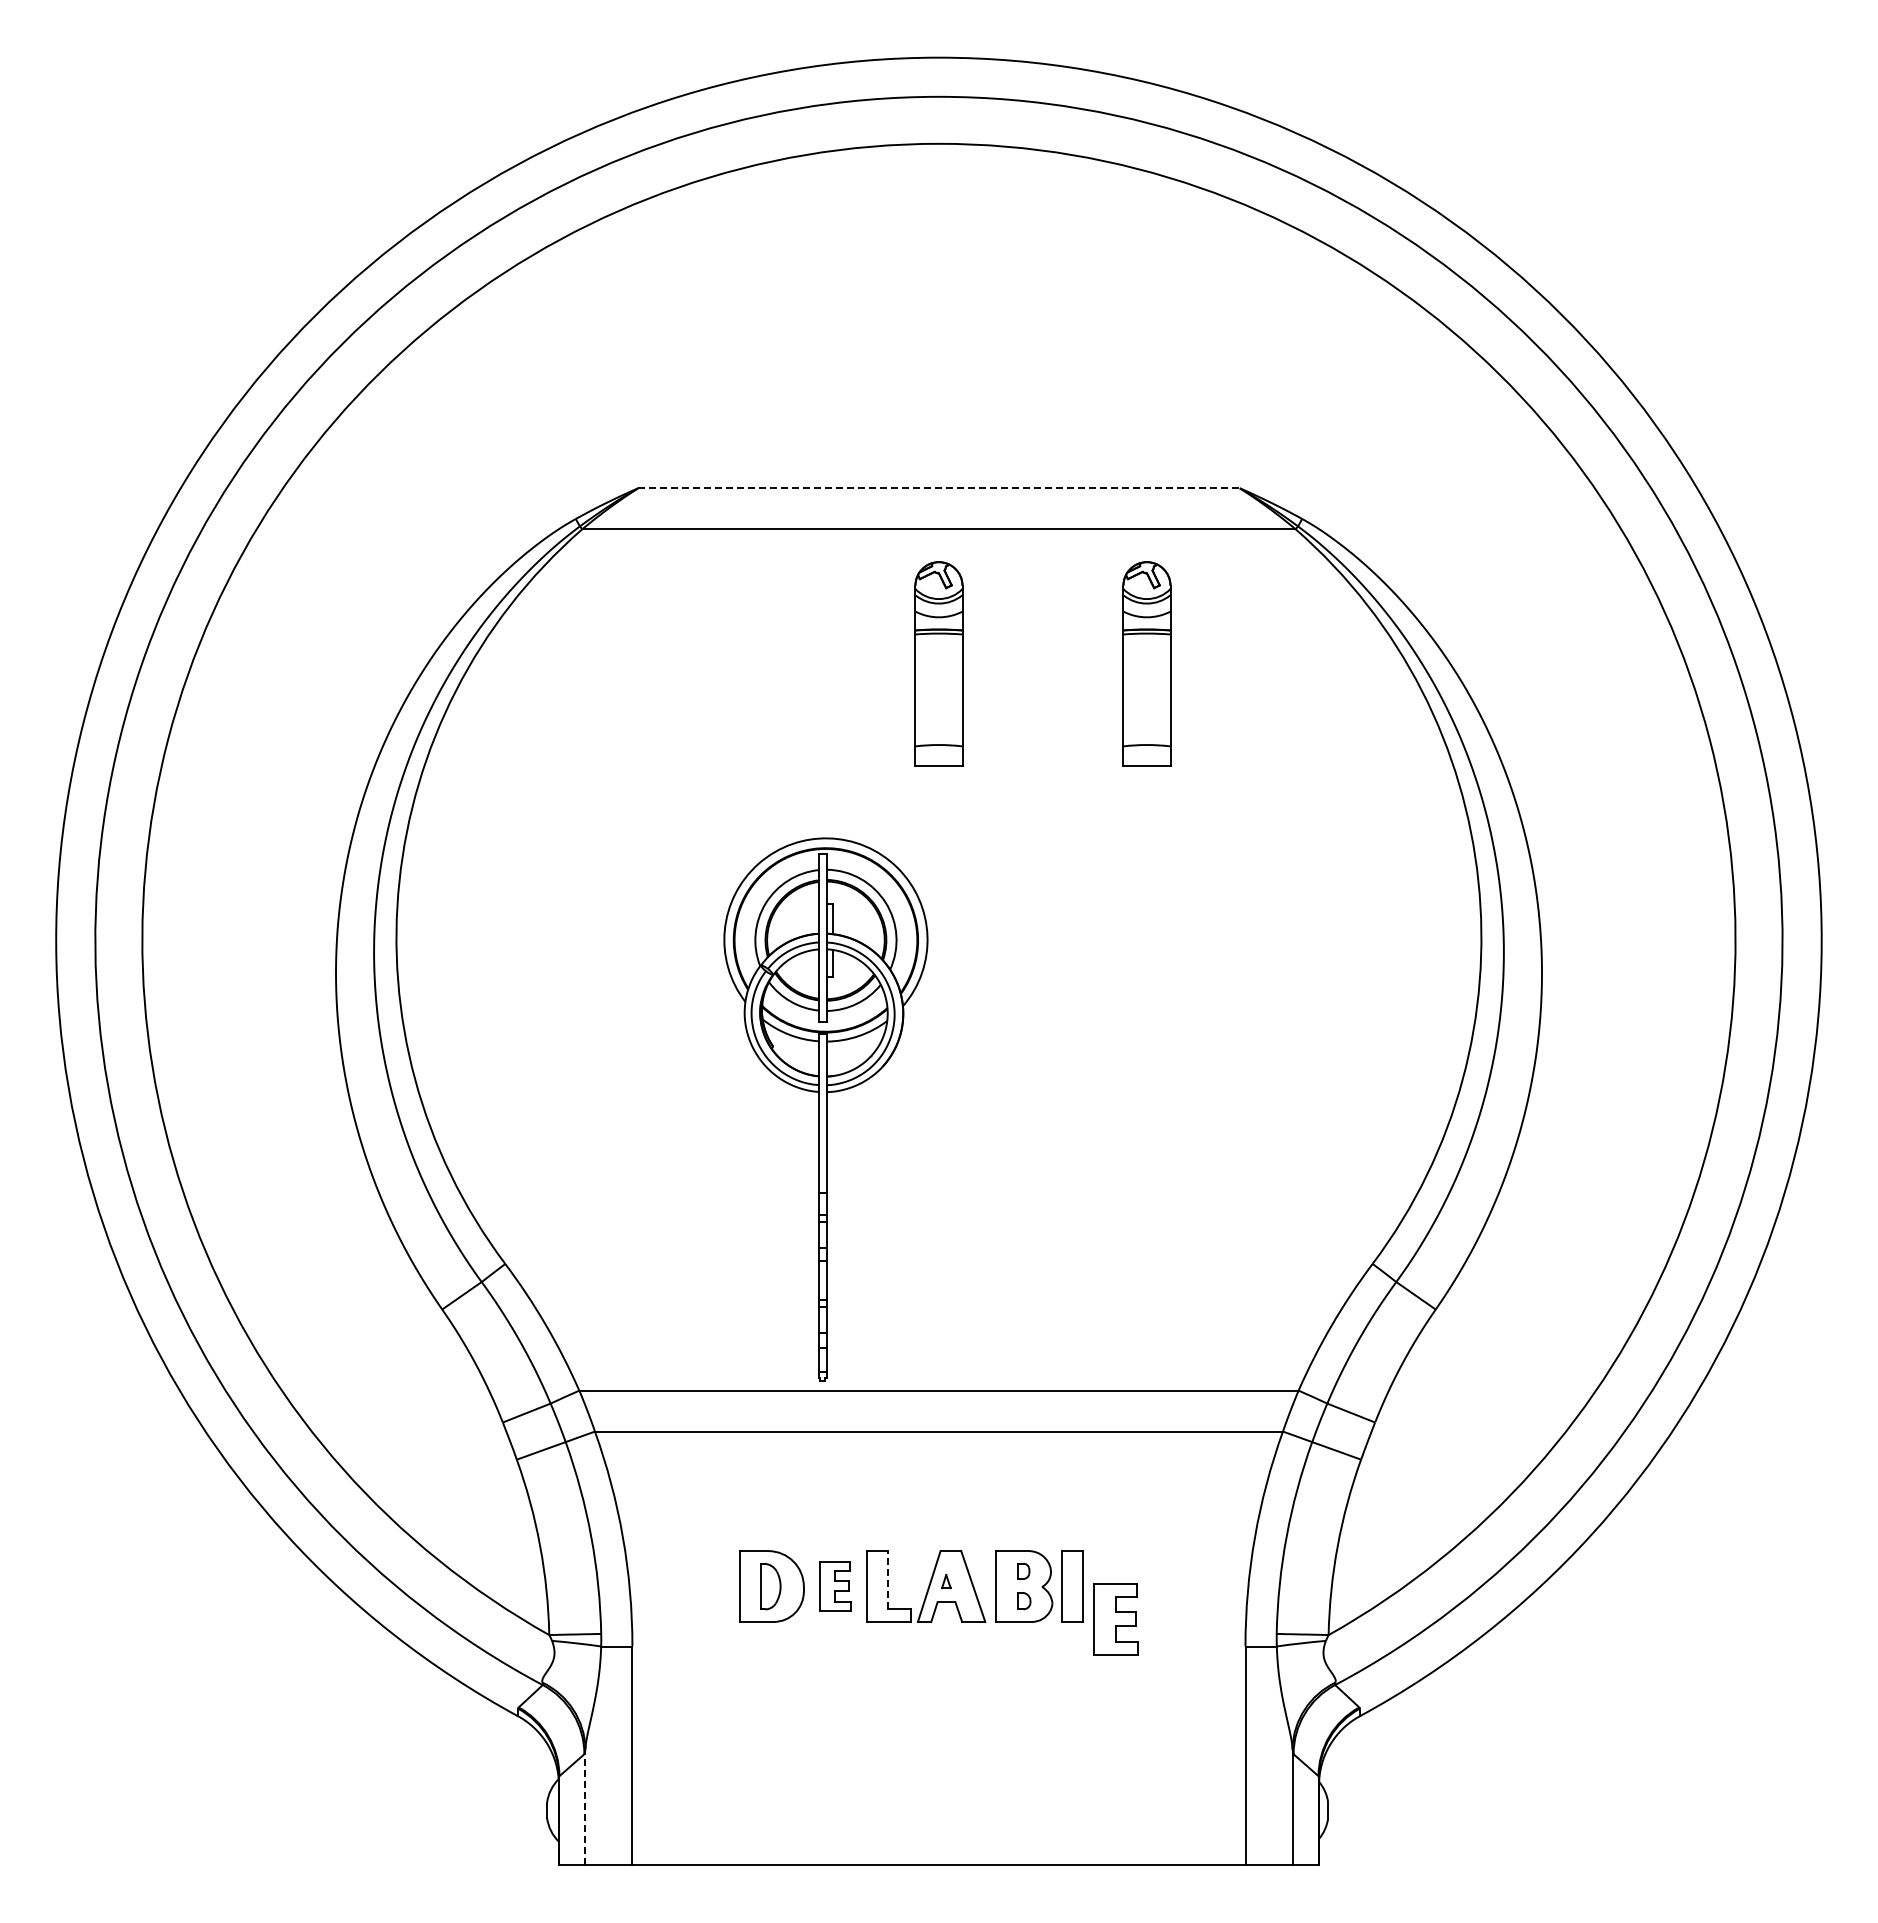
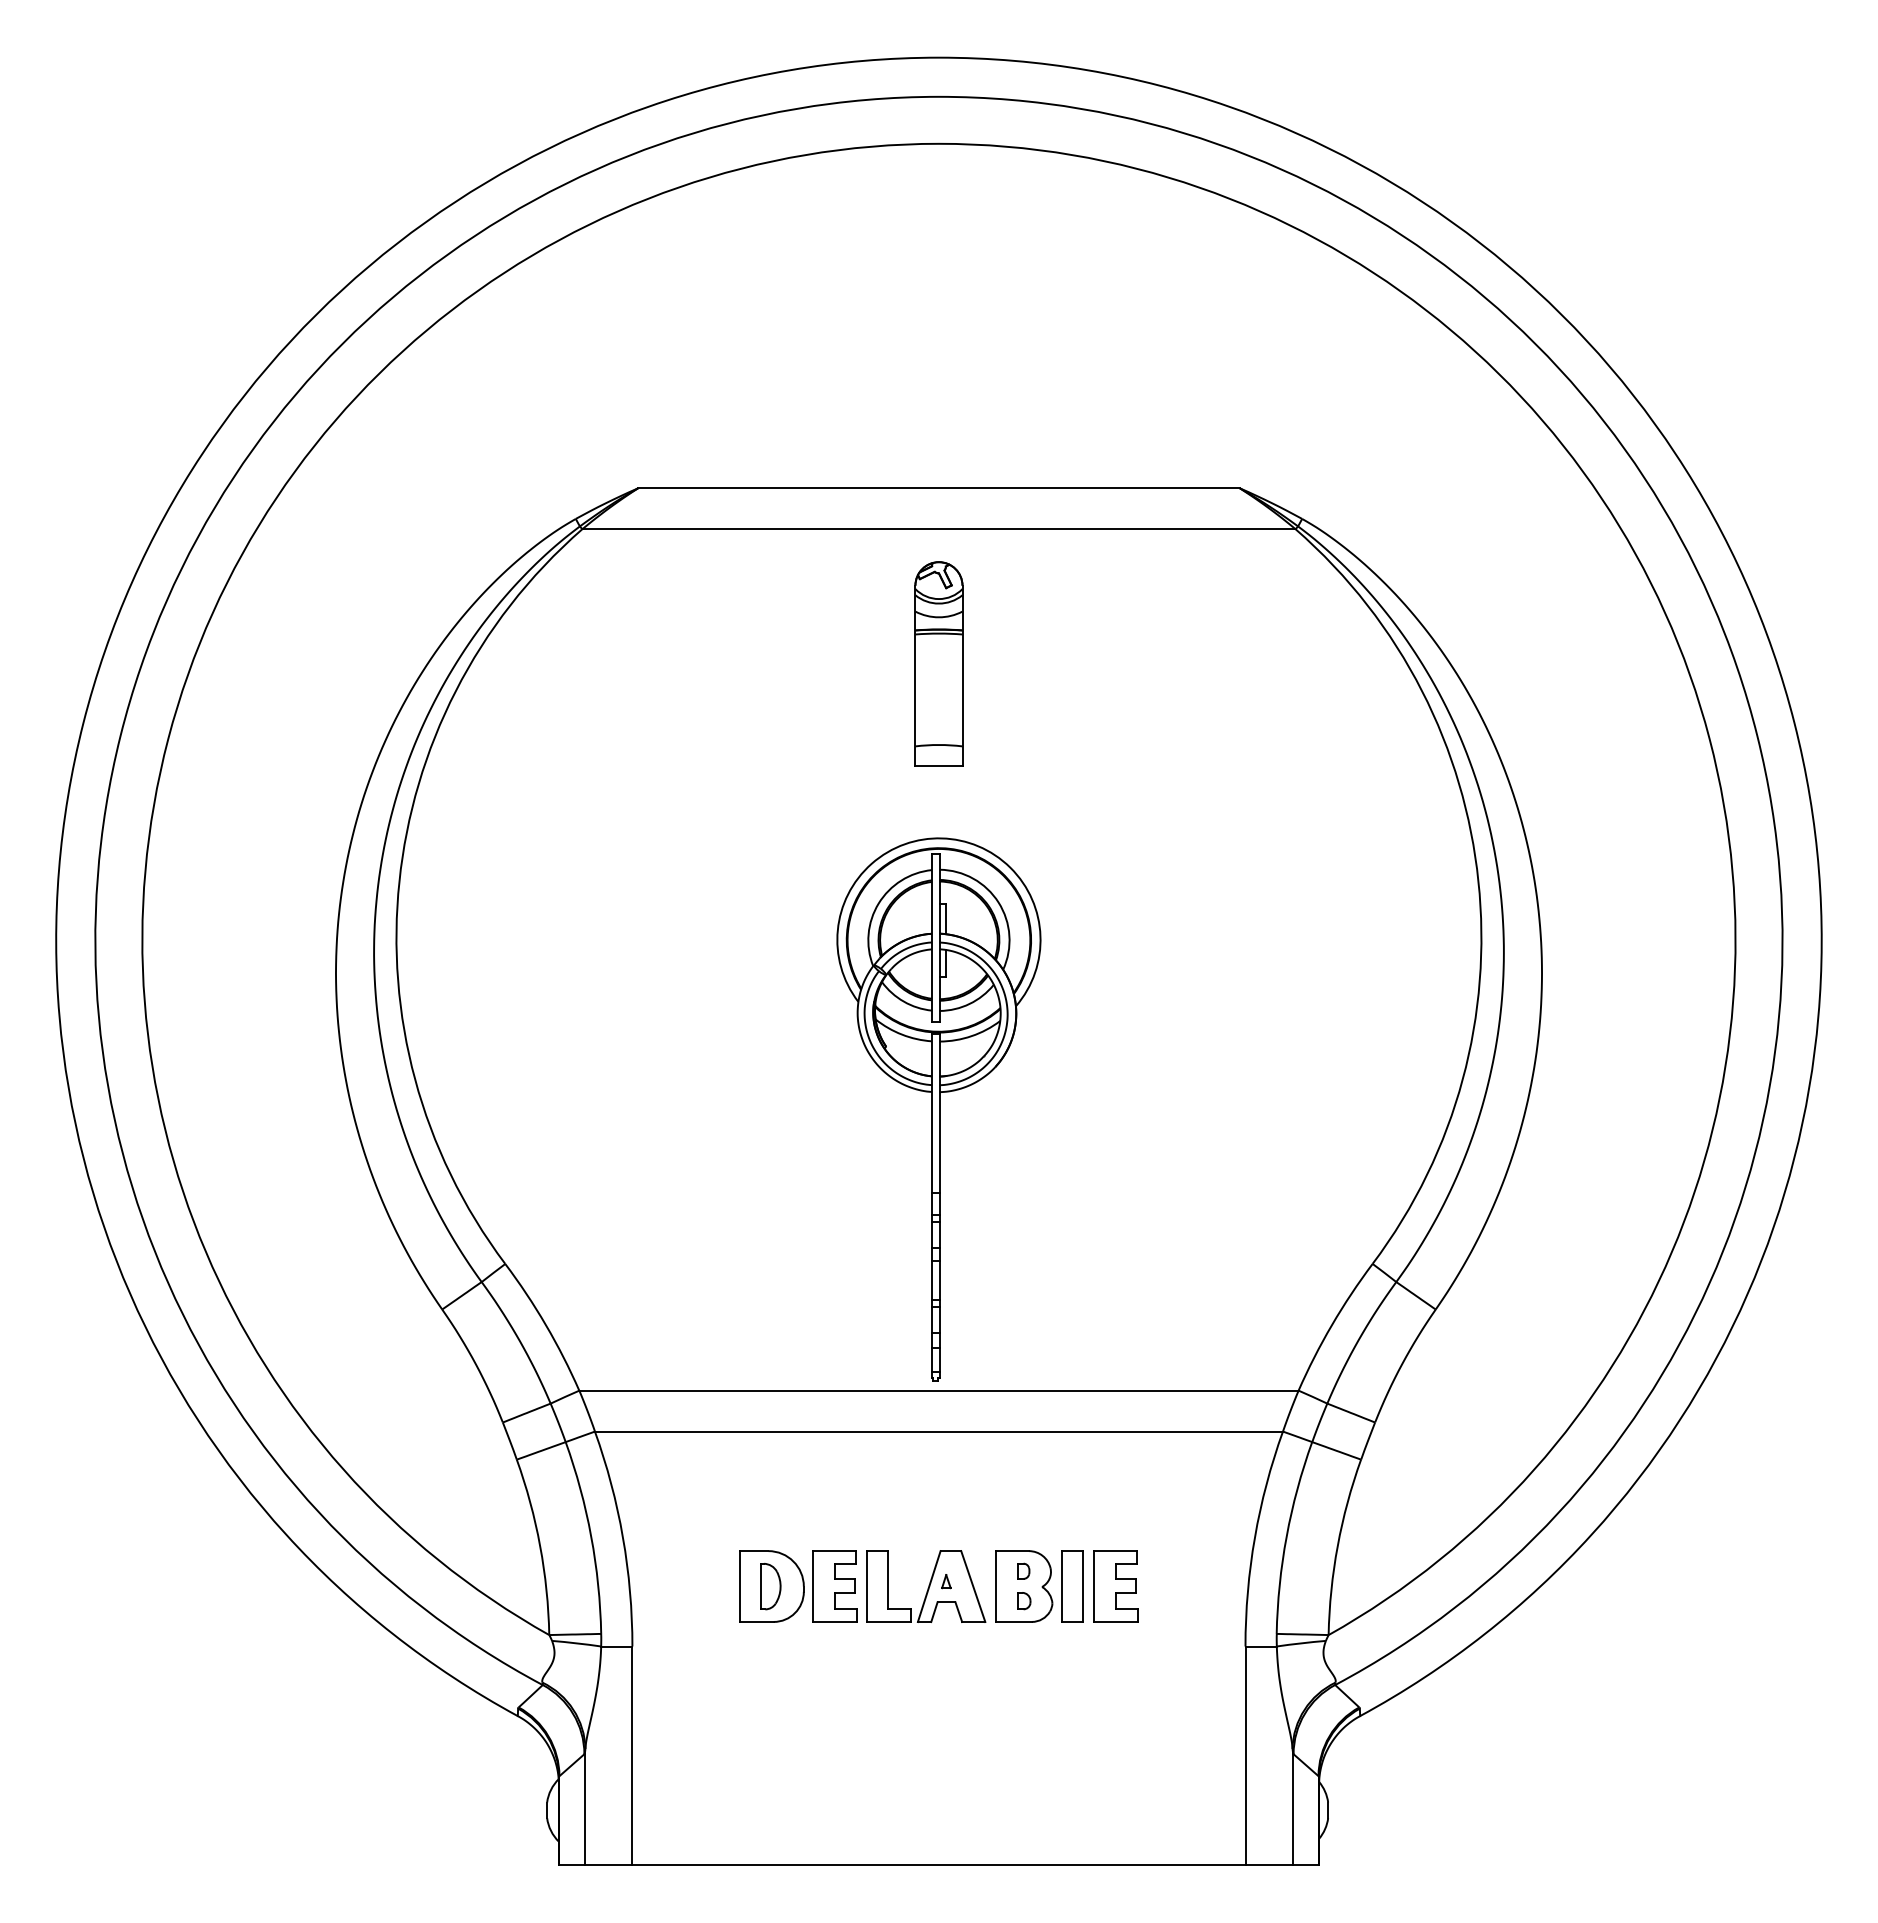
line: dashed -> solid (939, 488)
part: present -> none (1146, 663)
part position: (825, 1109) -> (938, 1109) (938, 1109)
line: dashed -> solid (888, 1579)
part size: 33x51 px -> 46x73 px (834, 1586)
part position: (1115, 1619) -> (1115, 1586) (1115, 1586)
line: dashed -> solid (585, 1806)
